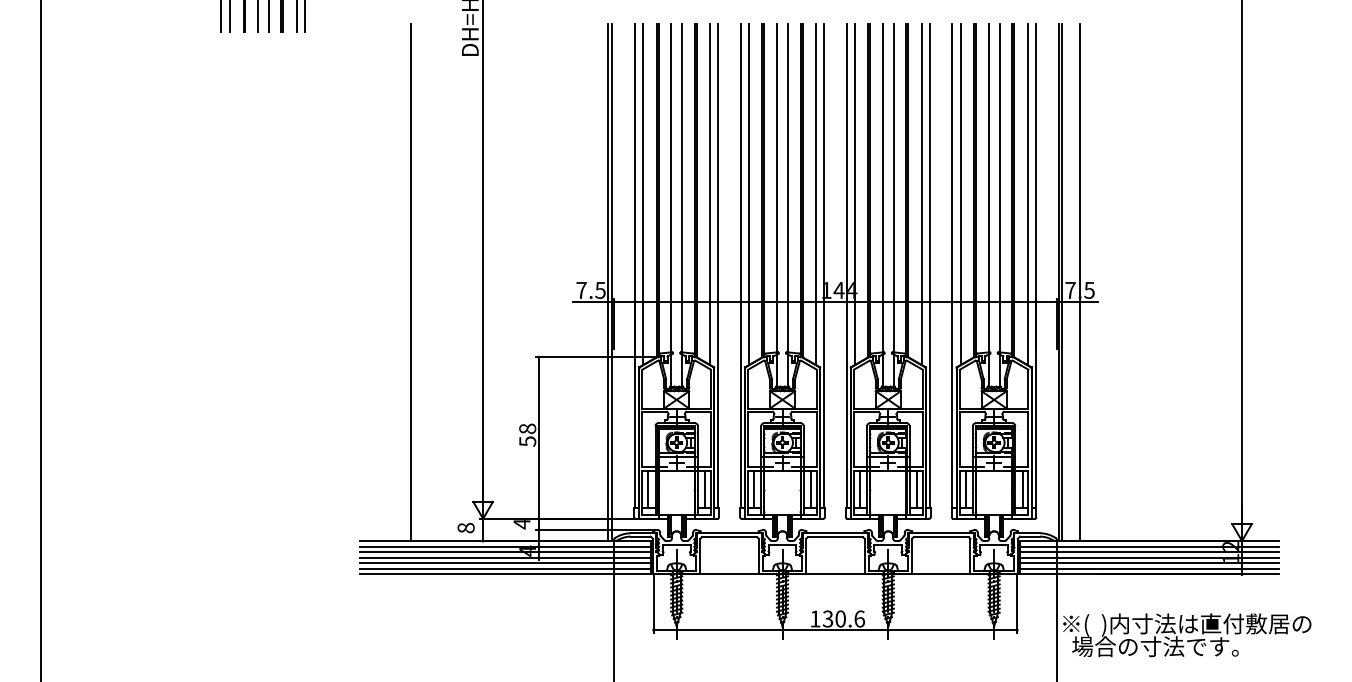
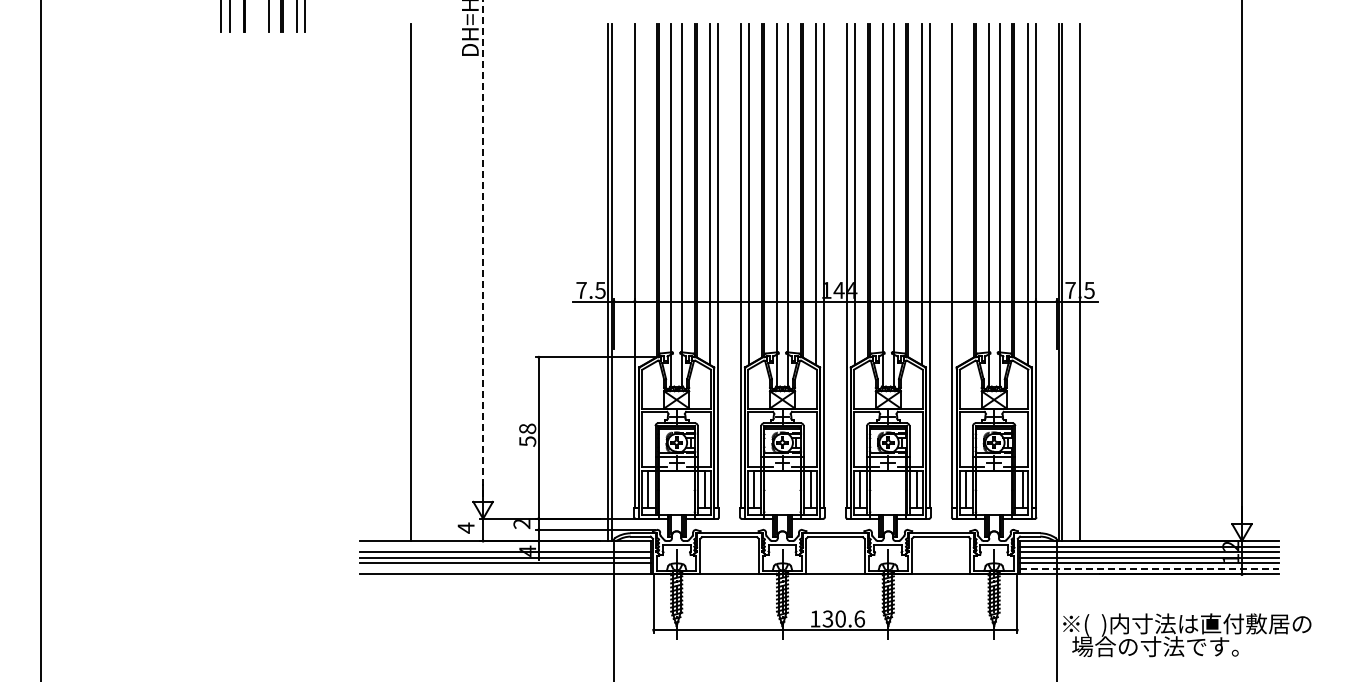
line: present -> none (257, 16)
line: present -> none (643, 194)
line: present -> none (960, 194)
line: solid -> dashed (483, 250)
text: 4 -> 2 (521, 524)
text: 8 -> 4 (465, 527)
line: present -> none (505, 546)
line: present -> none (505, 568)
line: solid -> dashed (1149, 568)
